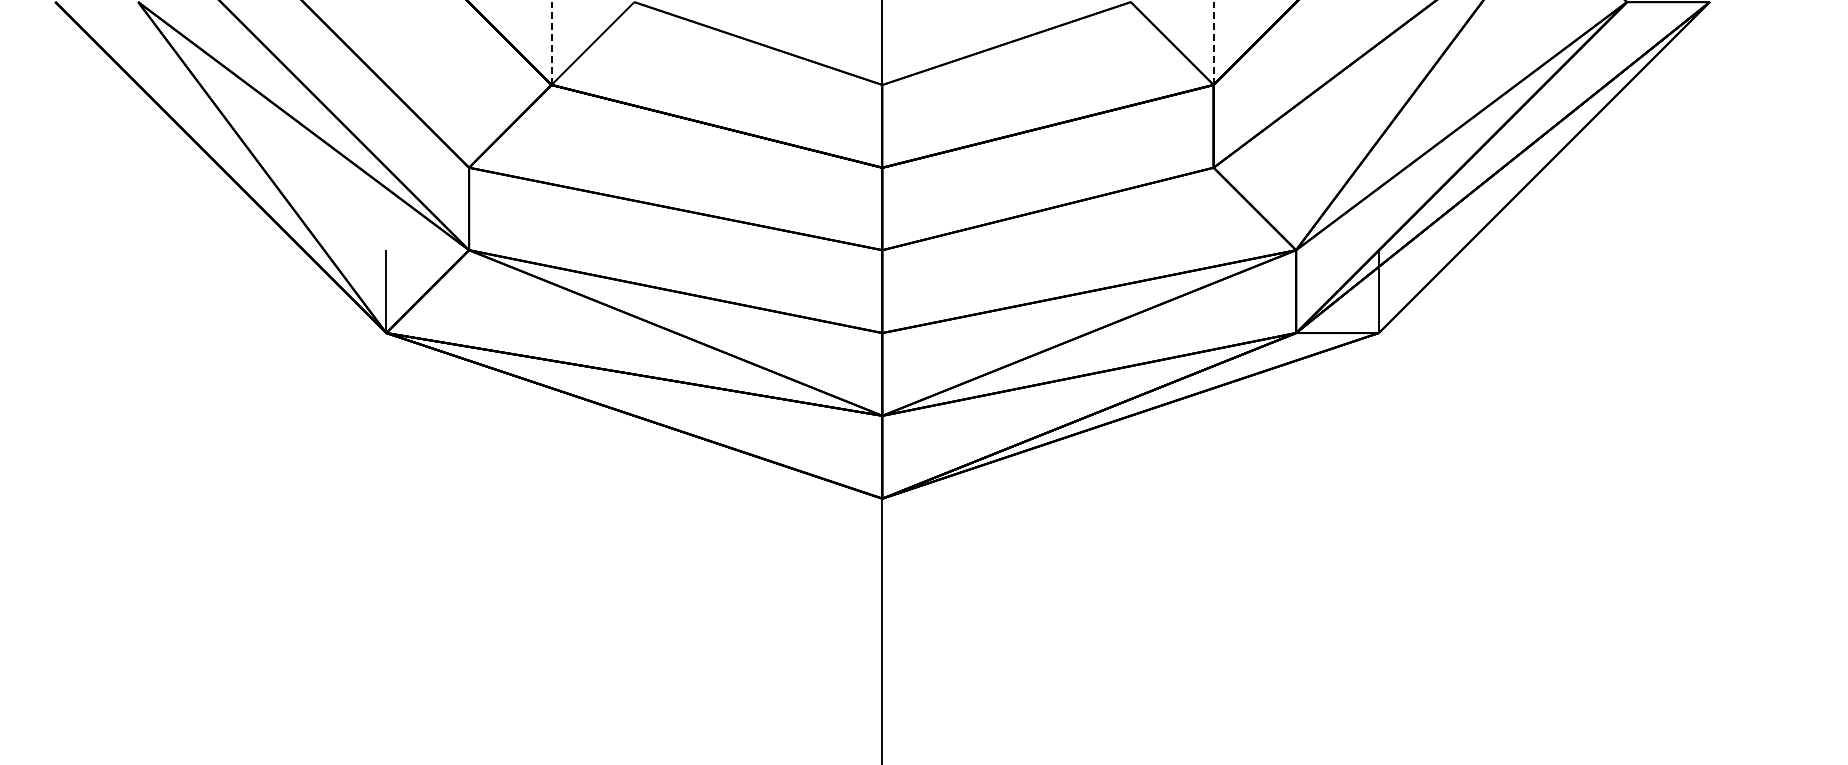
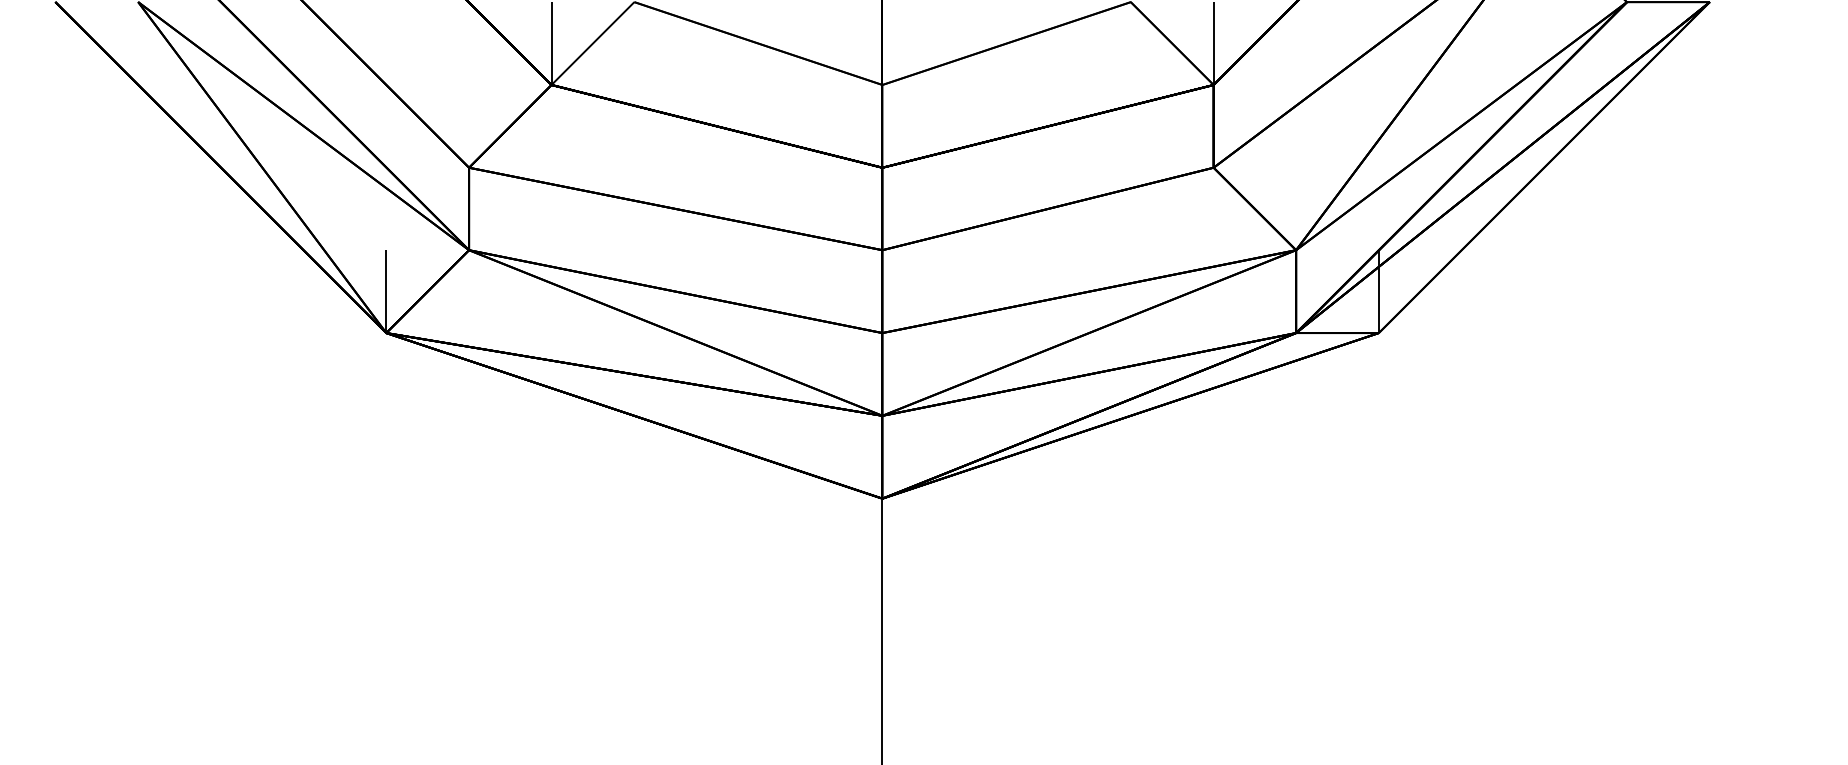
line: dashed -> solid (551, 43)
line: dashed -> solid (1213, 43)
